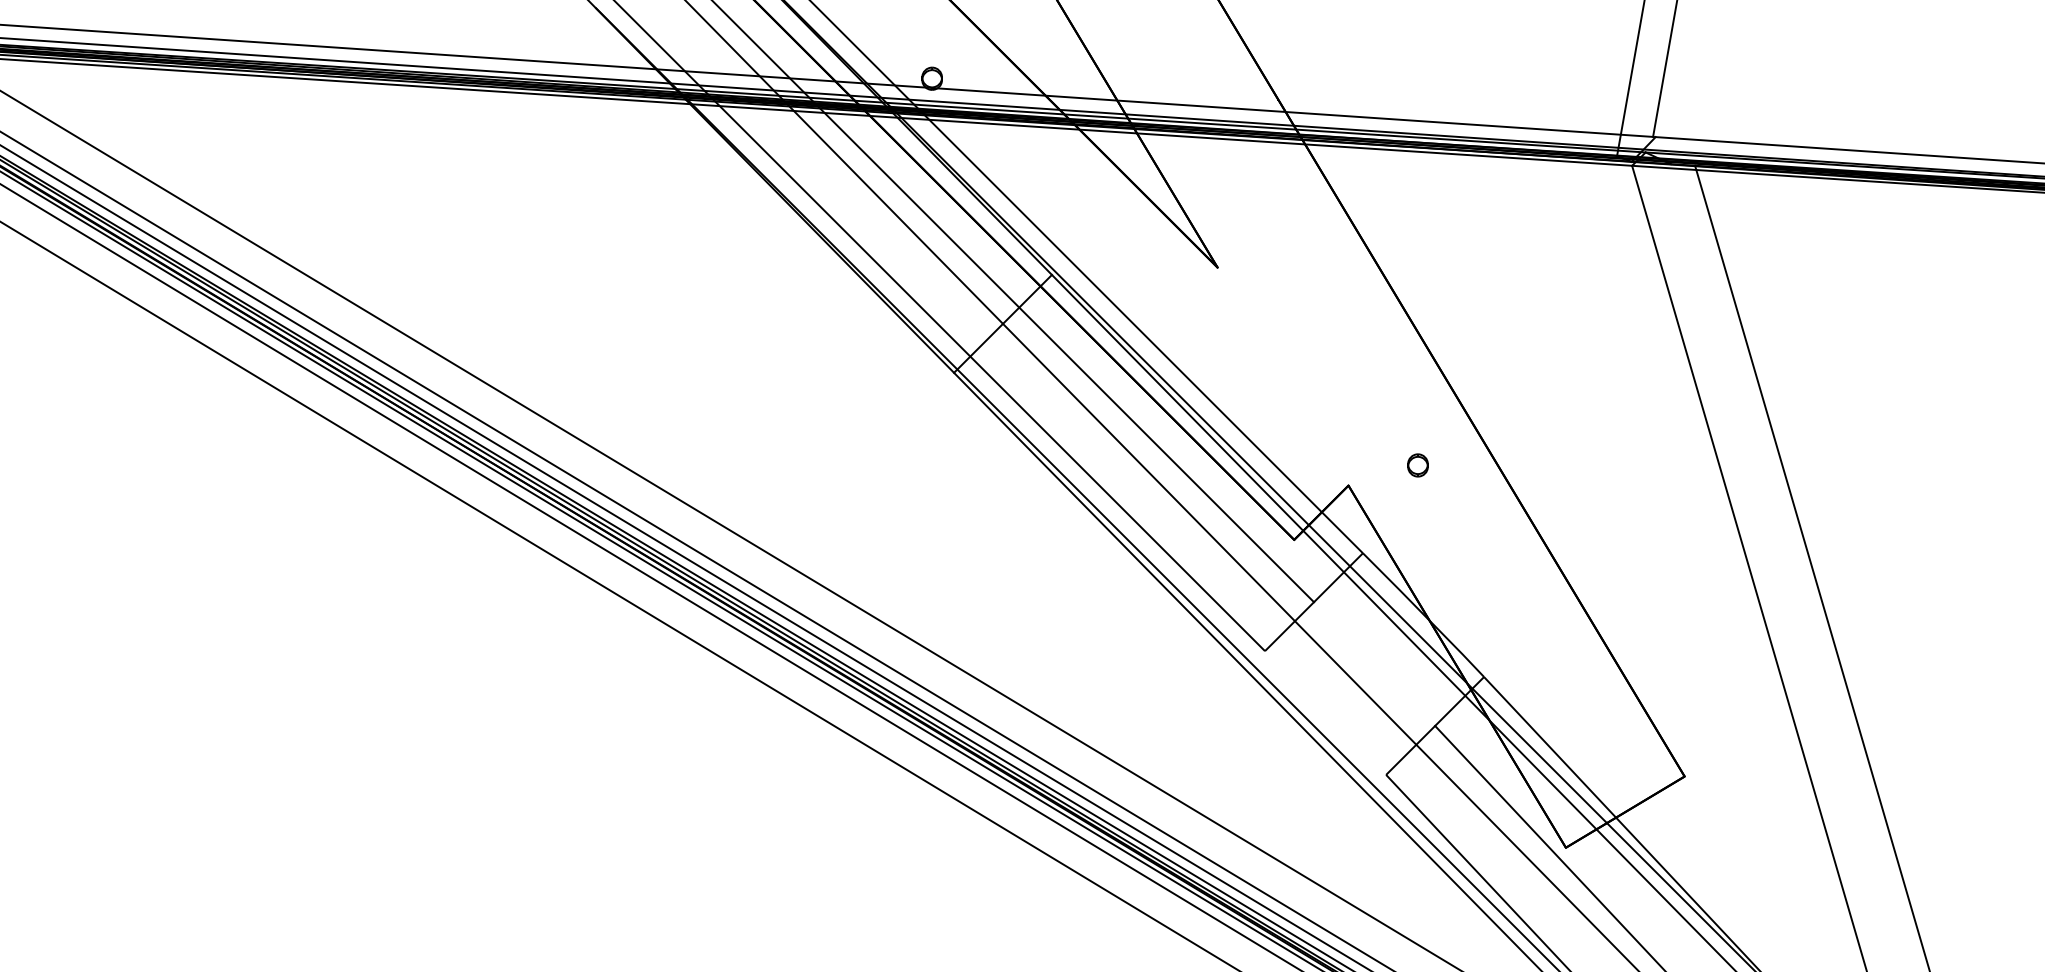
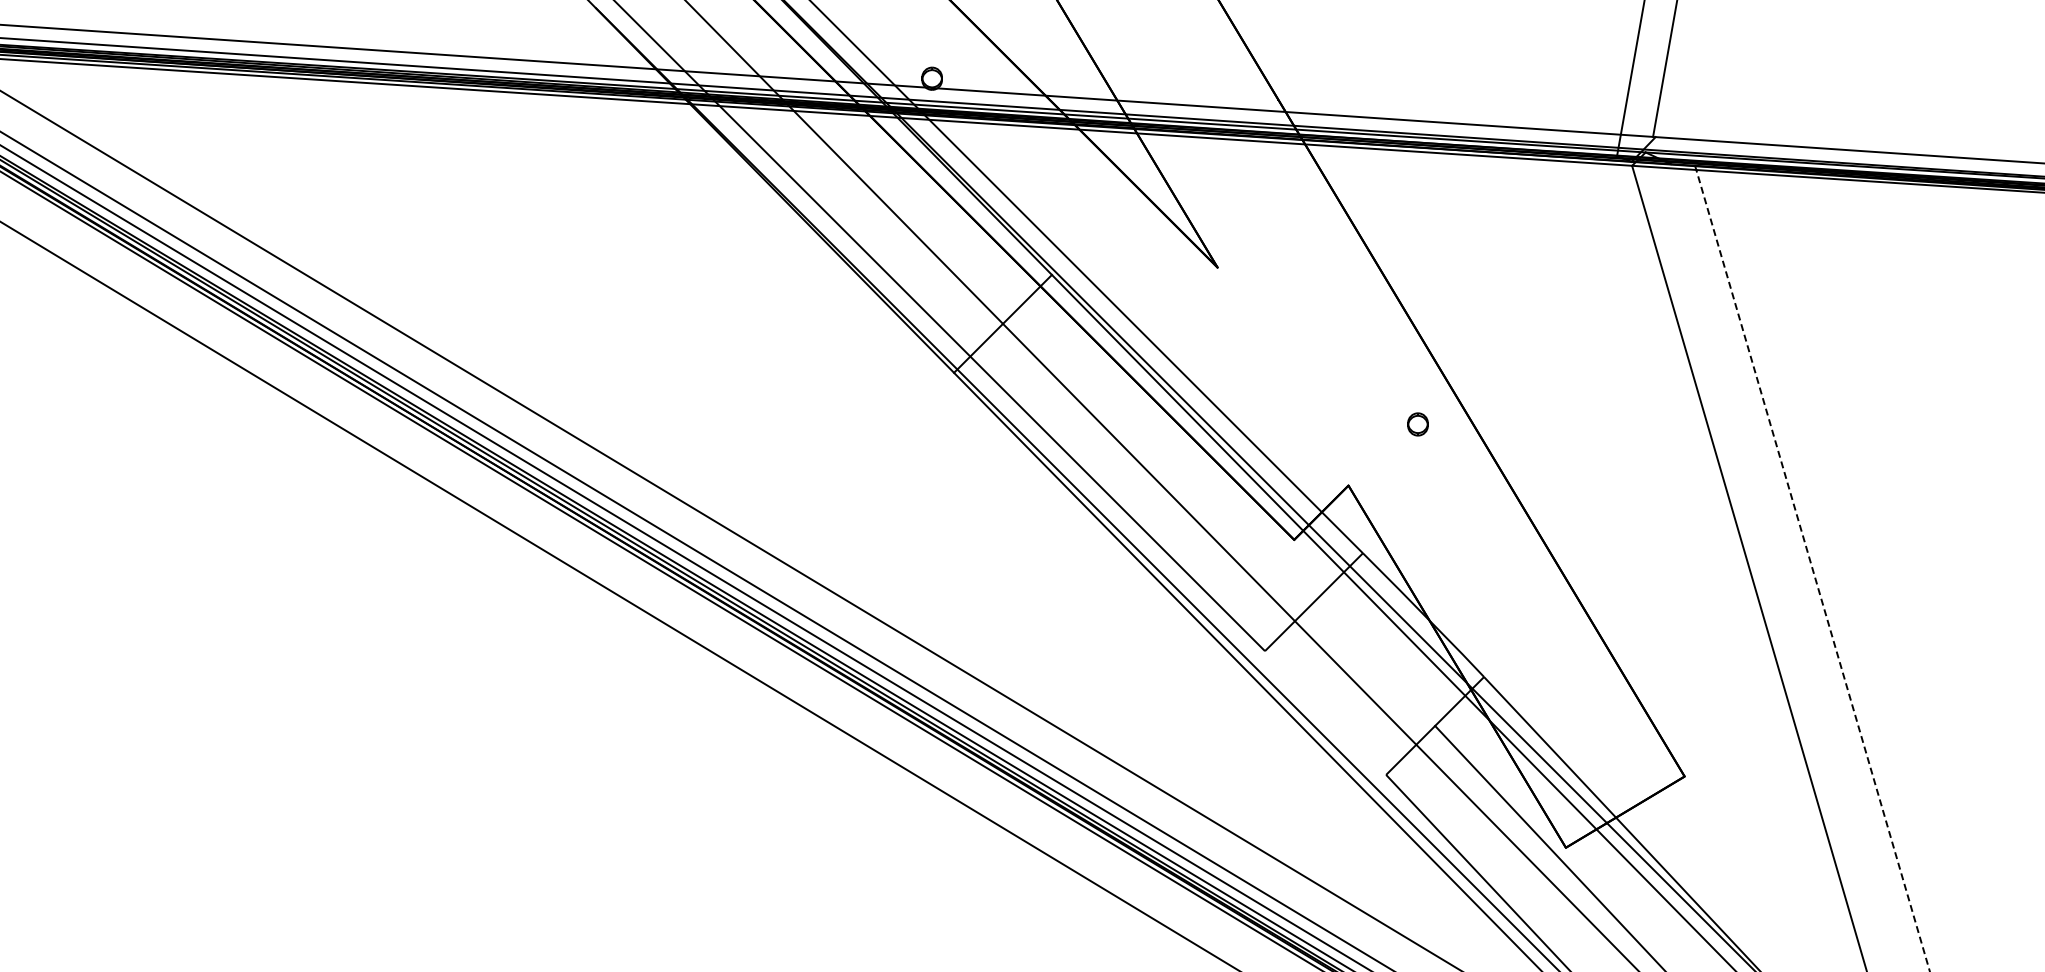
line: present -> none (1014, 302)
part position: (1417, 465) -> (1417, 424) (1417, 424)
line: solid -> dashed (1812, 568)
line: present -> none (649, 576)
